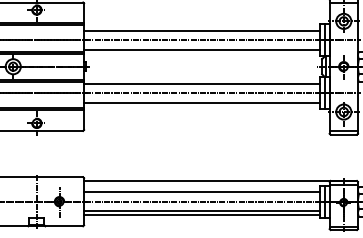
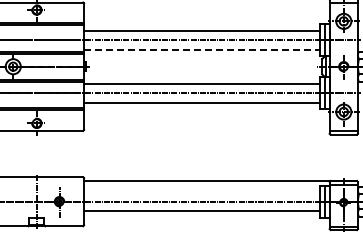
line: solid -> dashed (202, 49)
line: present -> none (202, 192)
line: present -> none (202, 214)
